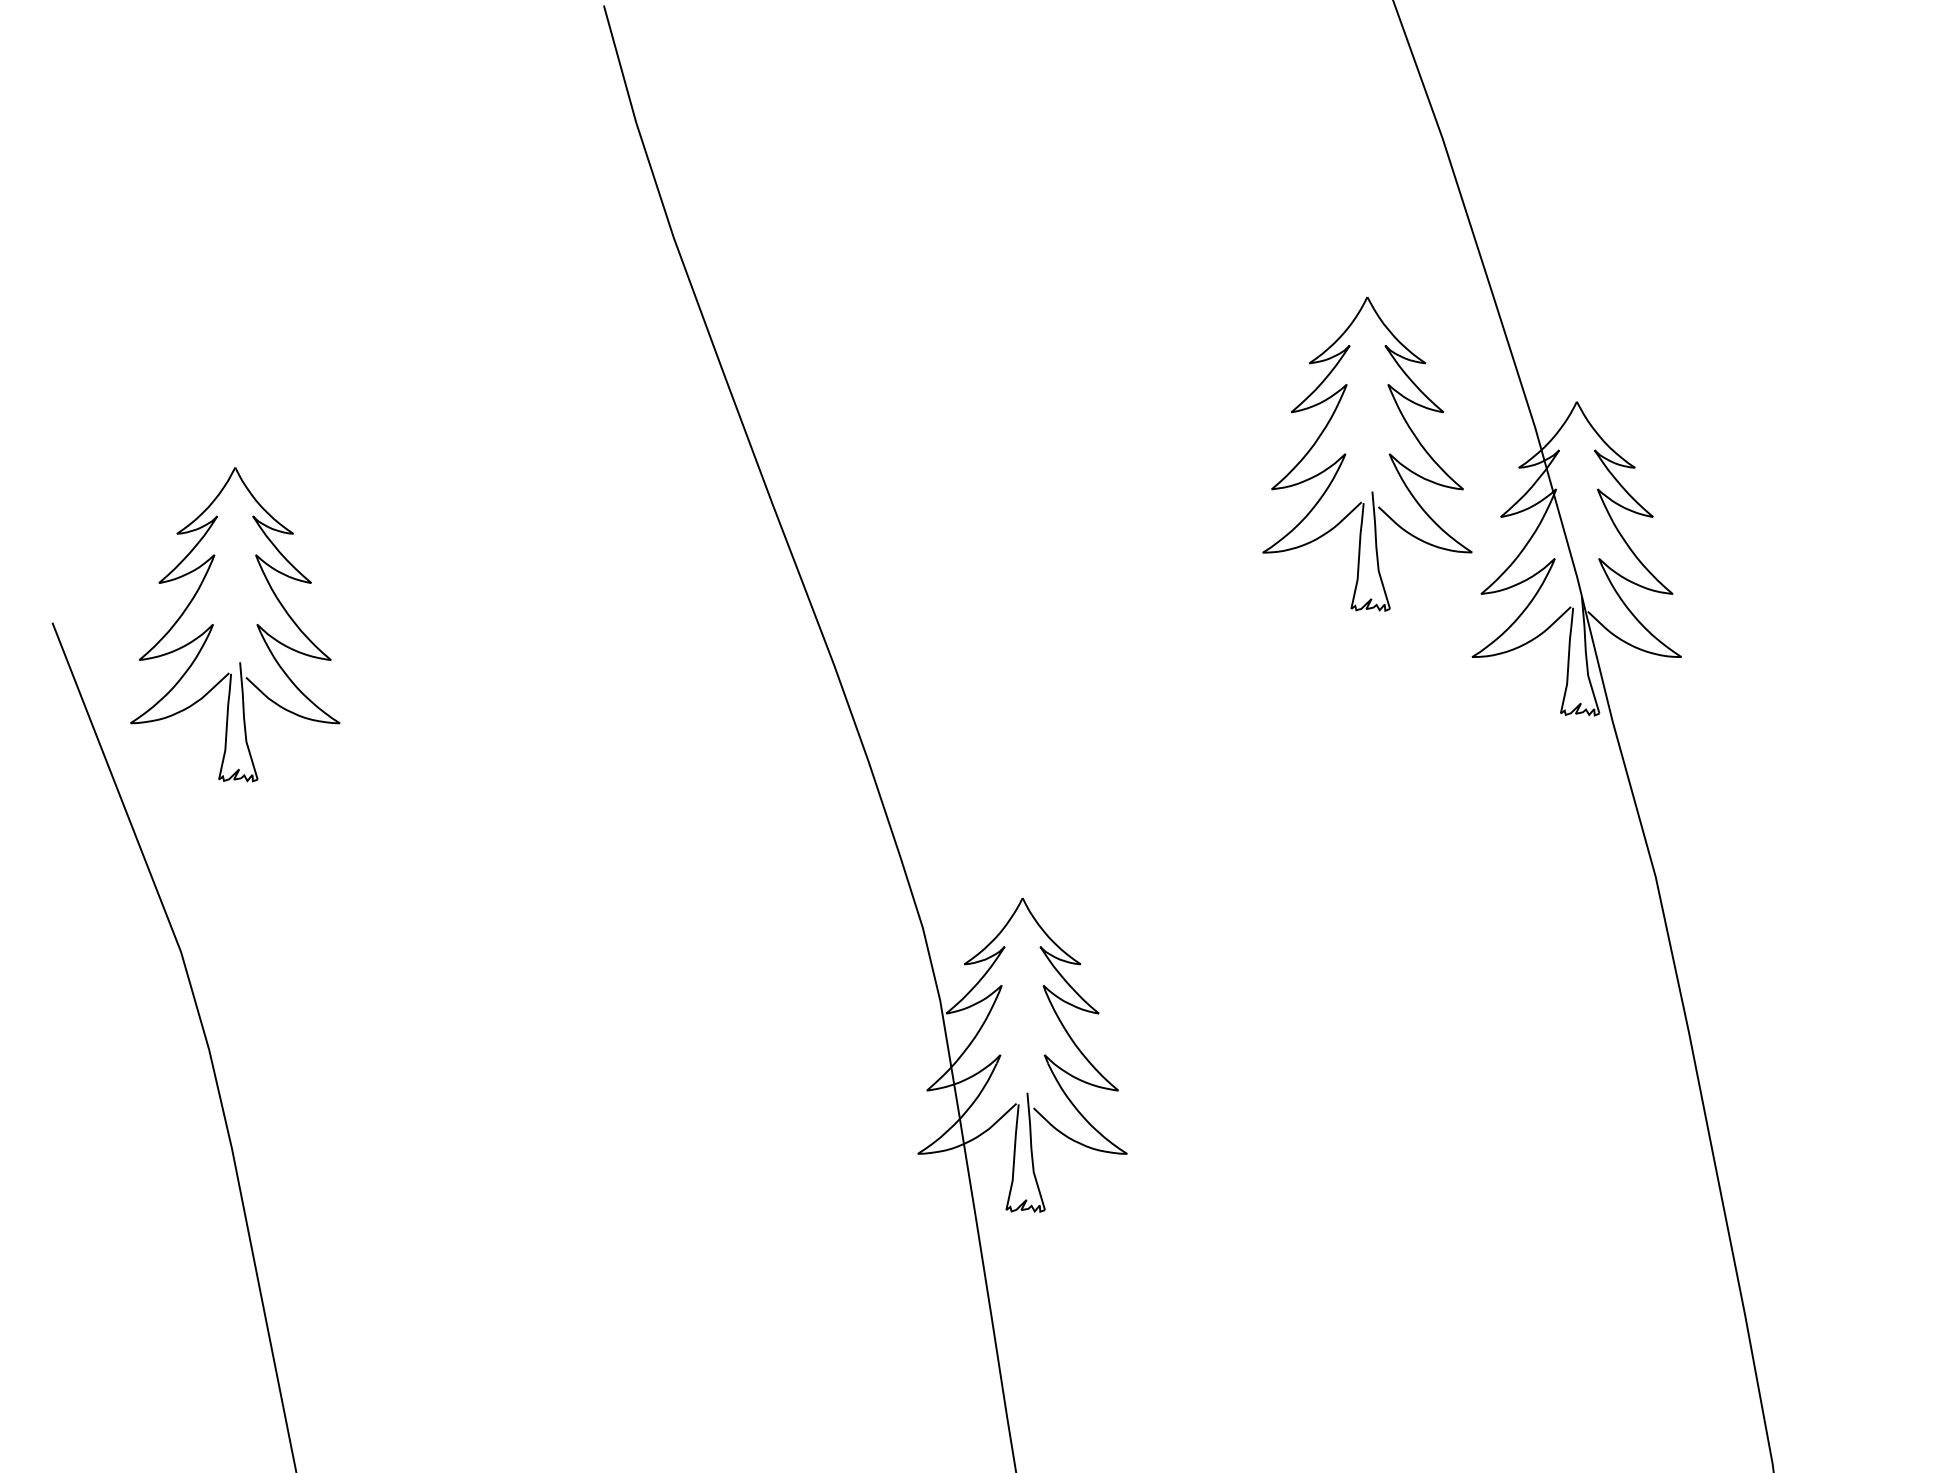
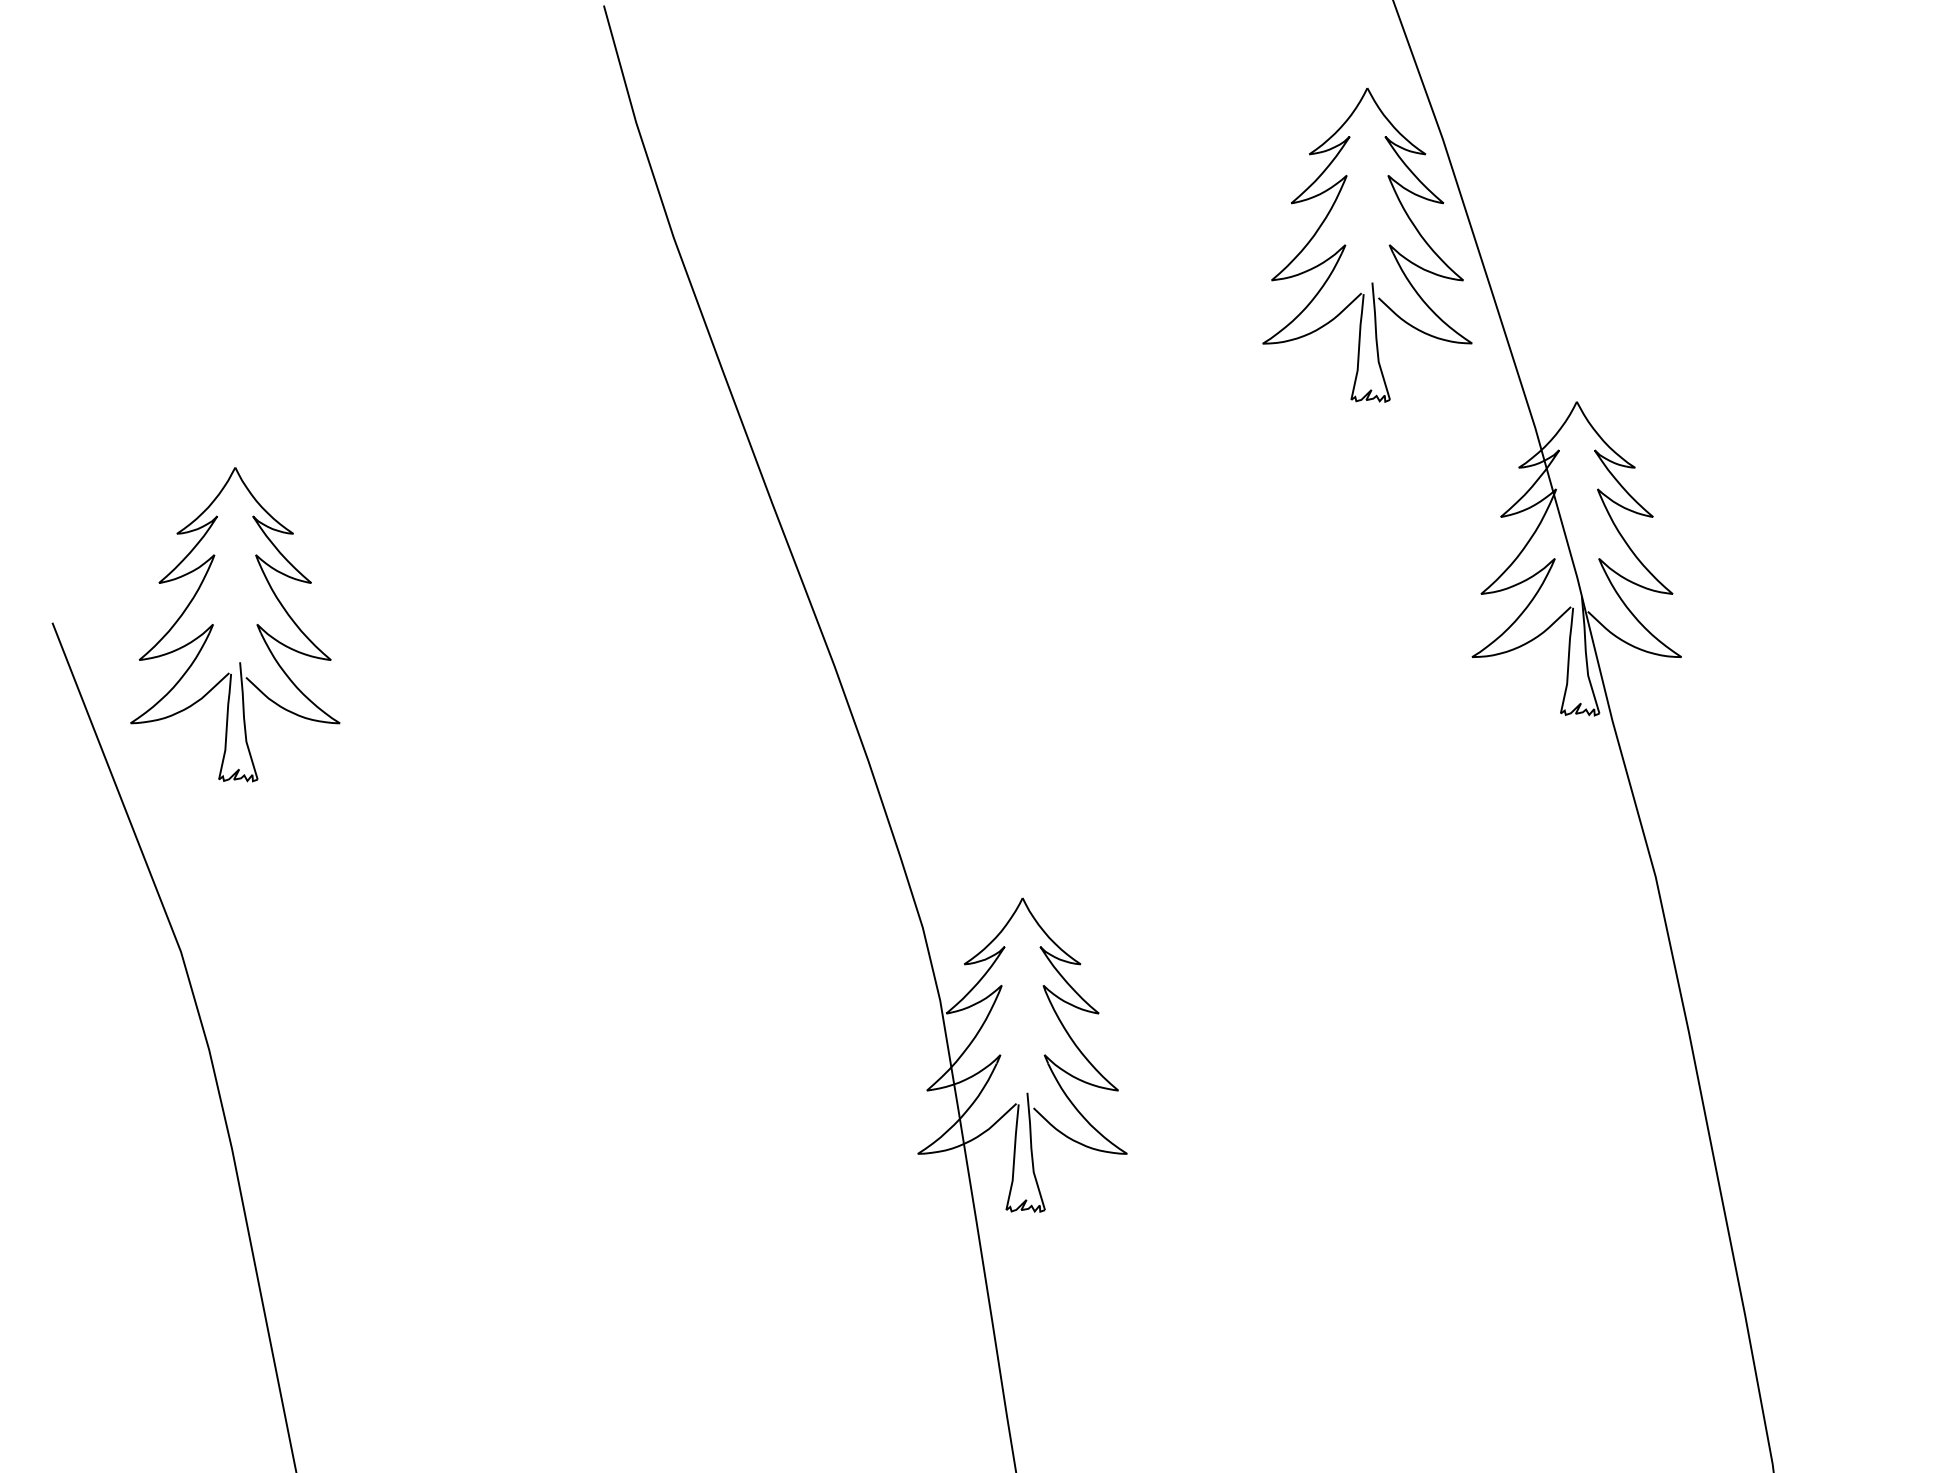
part position: (1346, 454) -> (1346, 245) (1346, 245)
